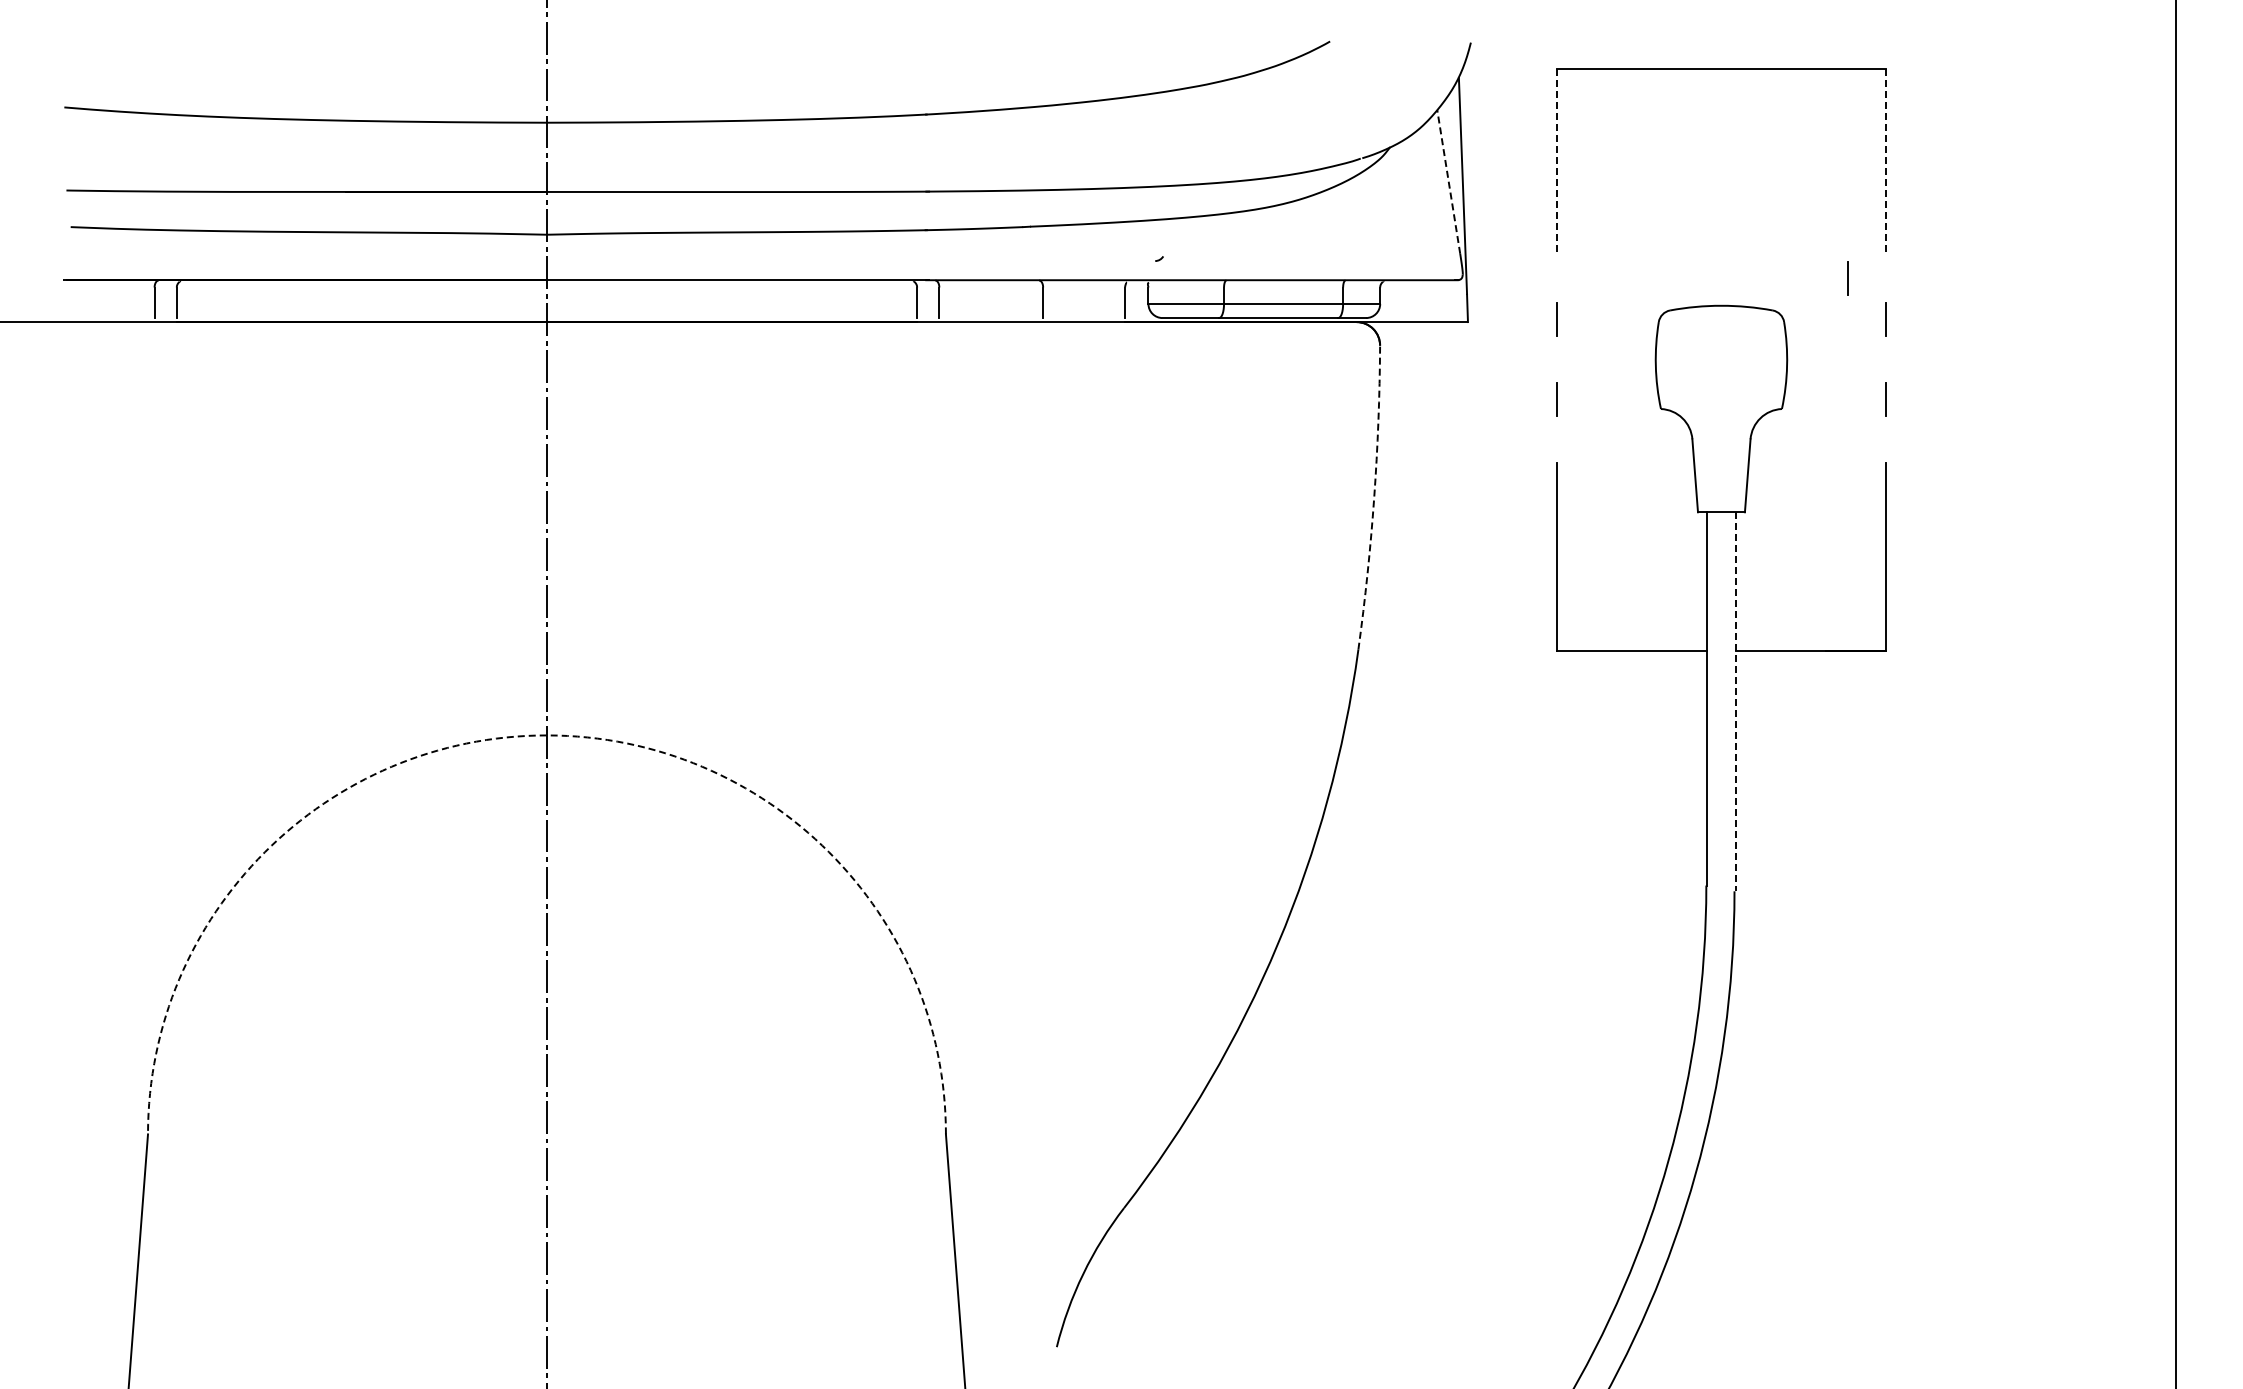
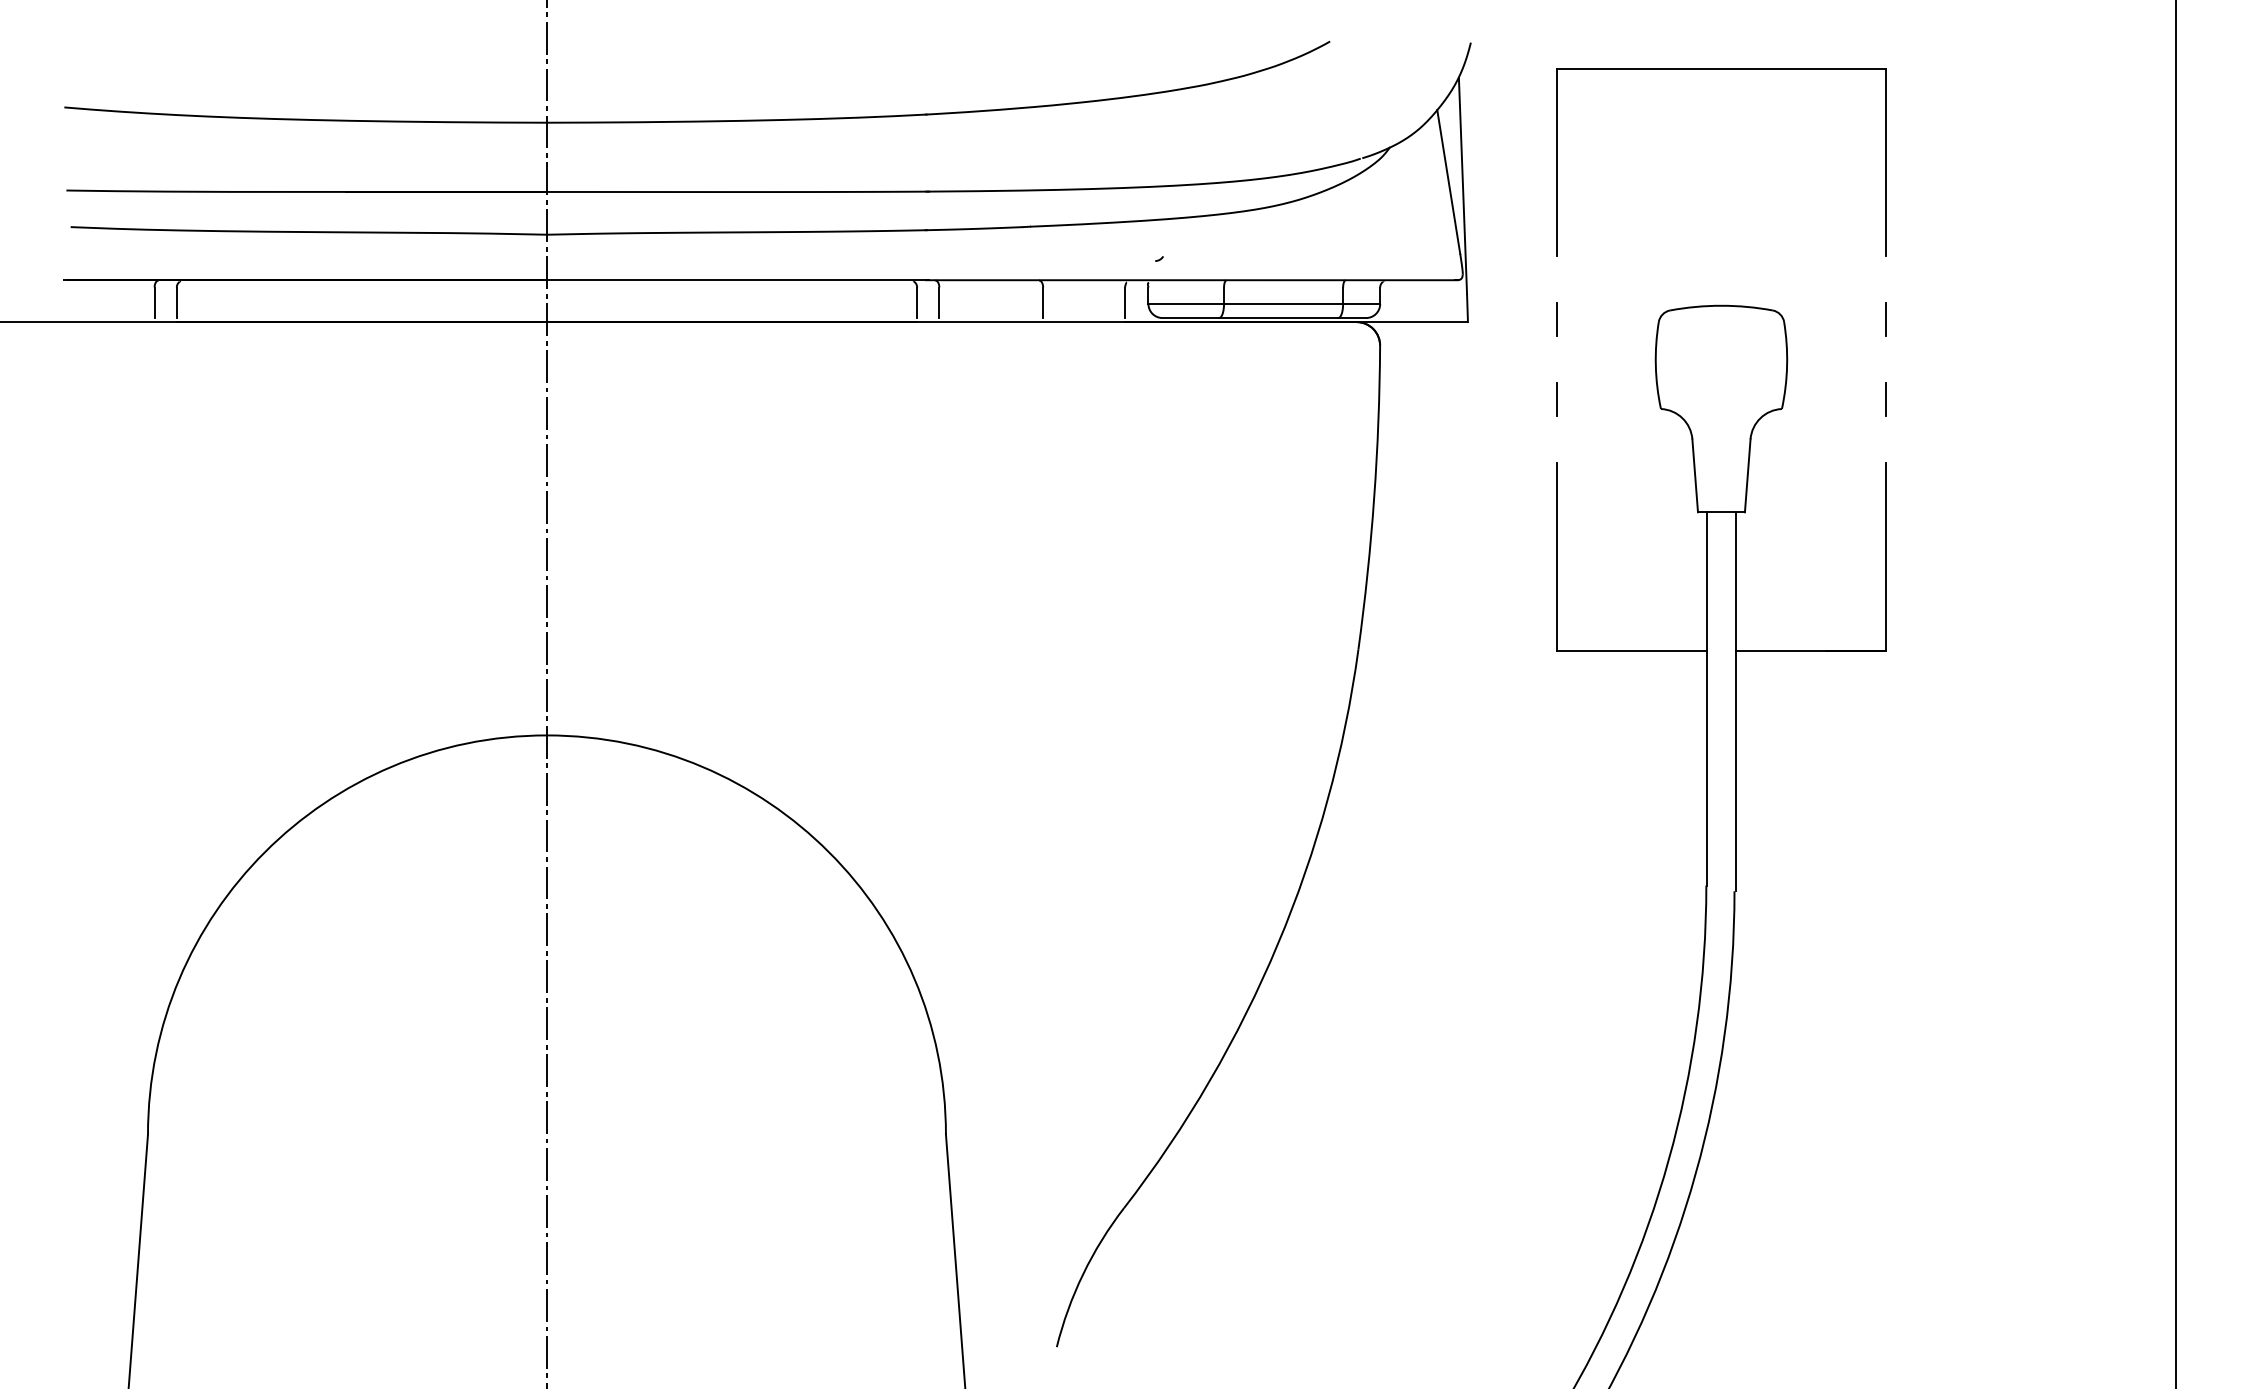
line: dashed -> solid (1557, 162)
line: dashed -> solid (1885, 162)
line: dashed -> solid (1448, 181)
line: present -> none (1847, 278)
arc: dashed -> solid (1374, 497)
line: dashed -> solid (1735, 701)
arc: dashed -> solid (546, 735)
